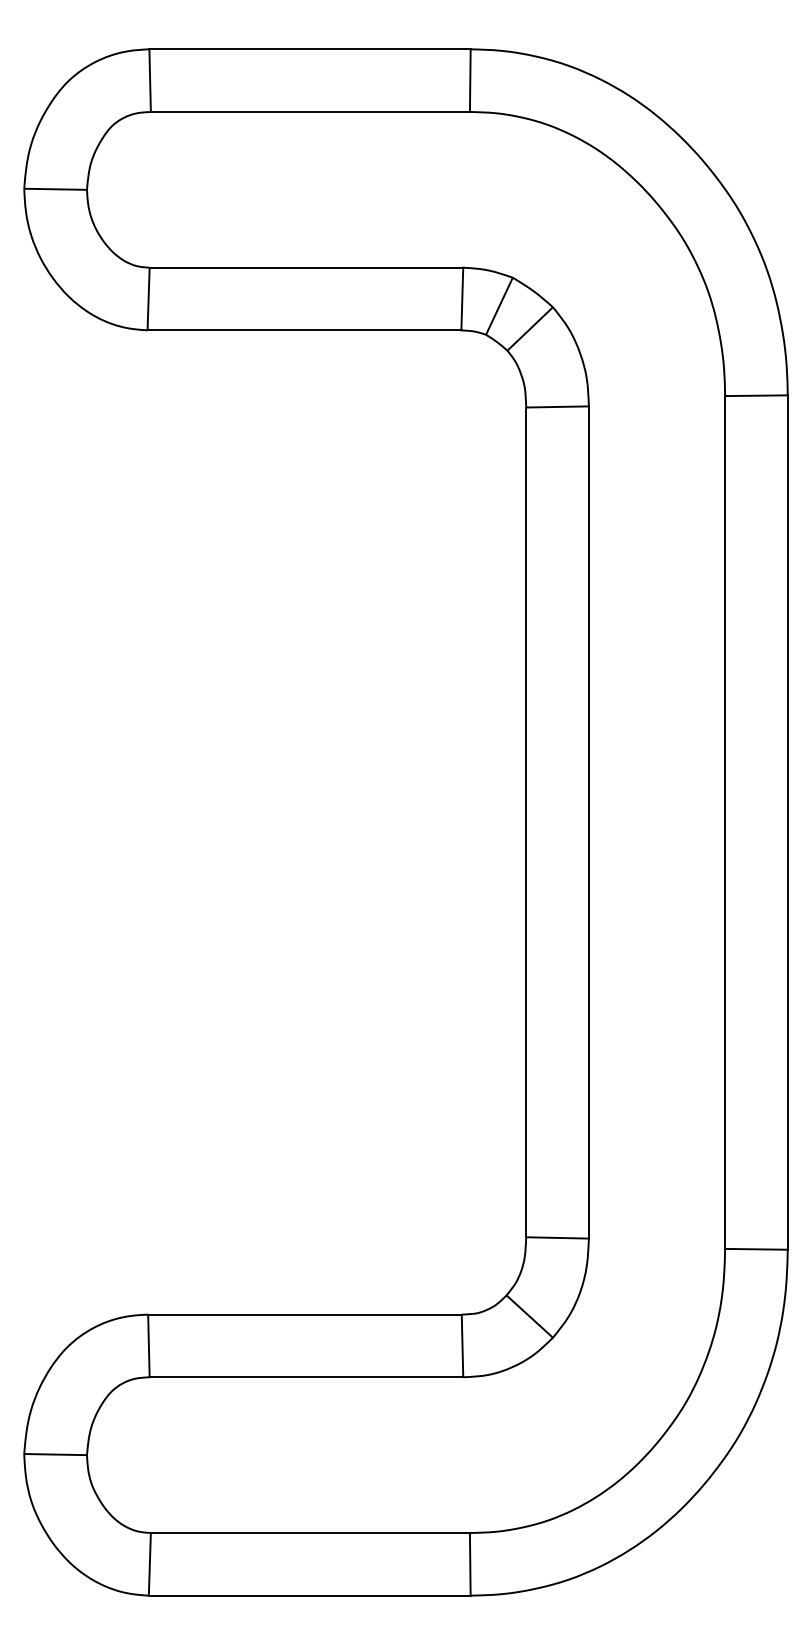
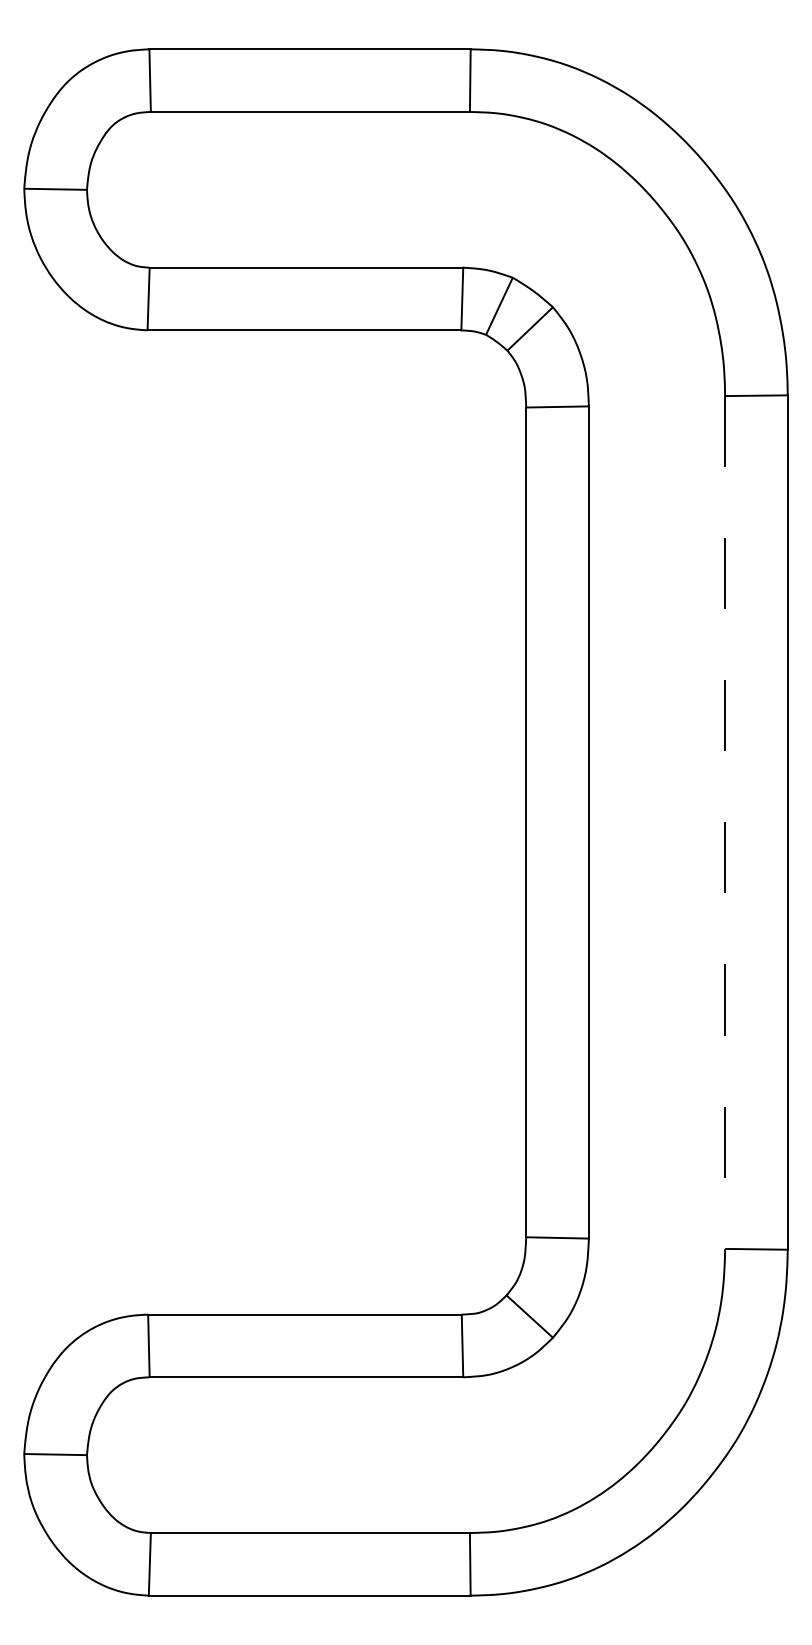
line: solid -> dashed (725, 822)
